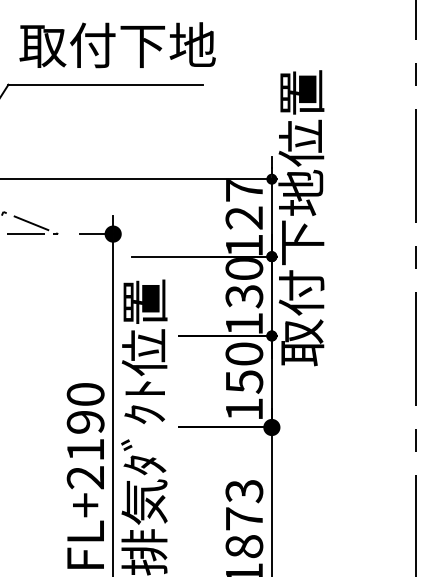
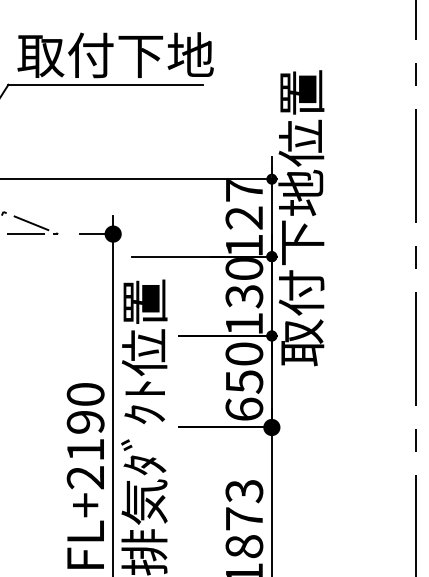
text position: (117, 45) -> (115, 55) (115, 55)
text: 150 -> 650 (244, 408)
